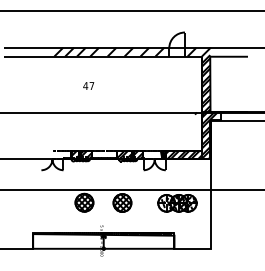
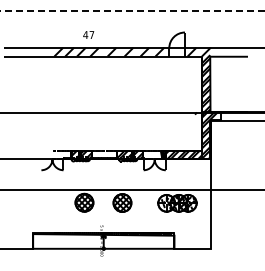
line: solid -> dashed (132, 10)
text position: (88, 85) -> (88, 34) (88, 34)
